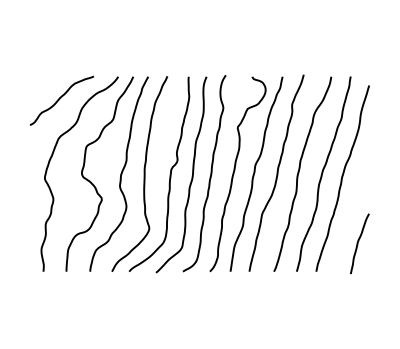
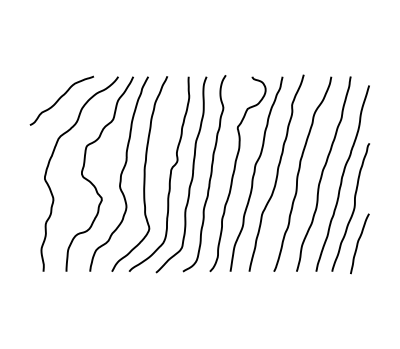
curve: none -> present (353, 207)
